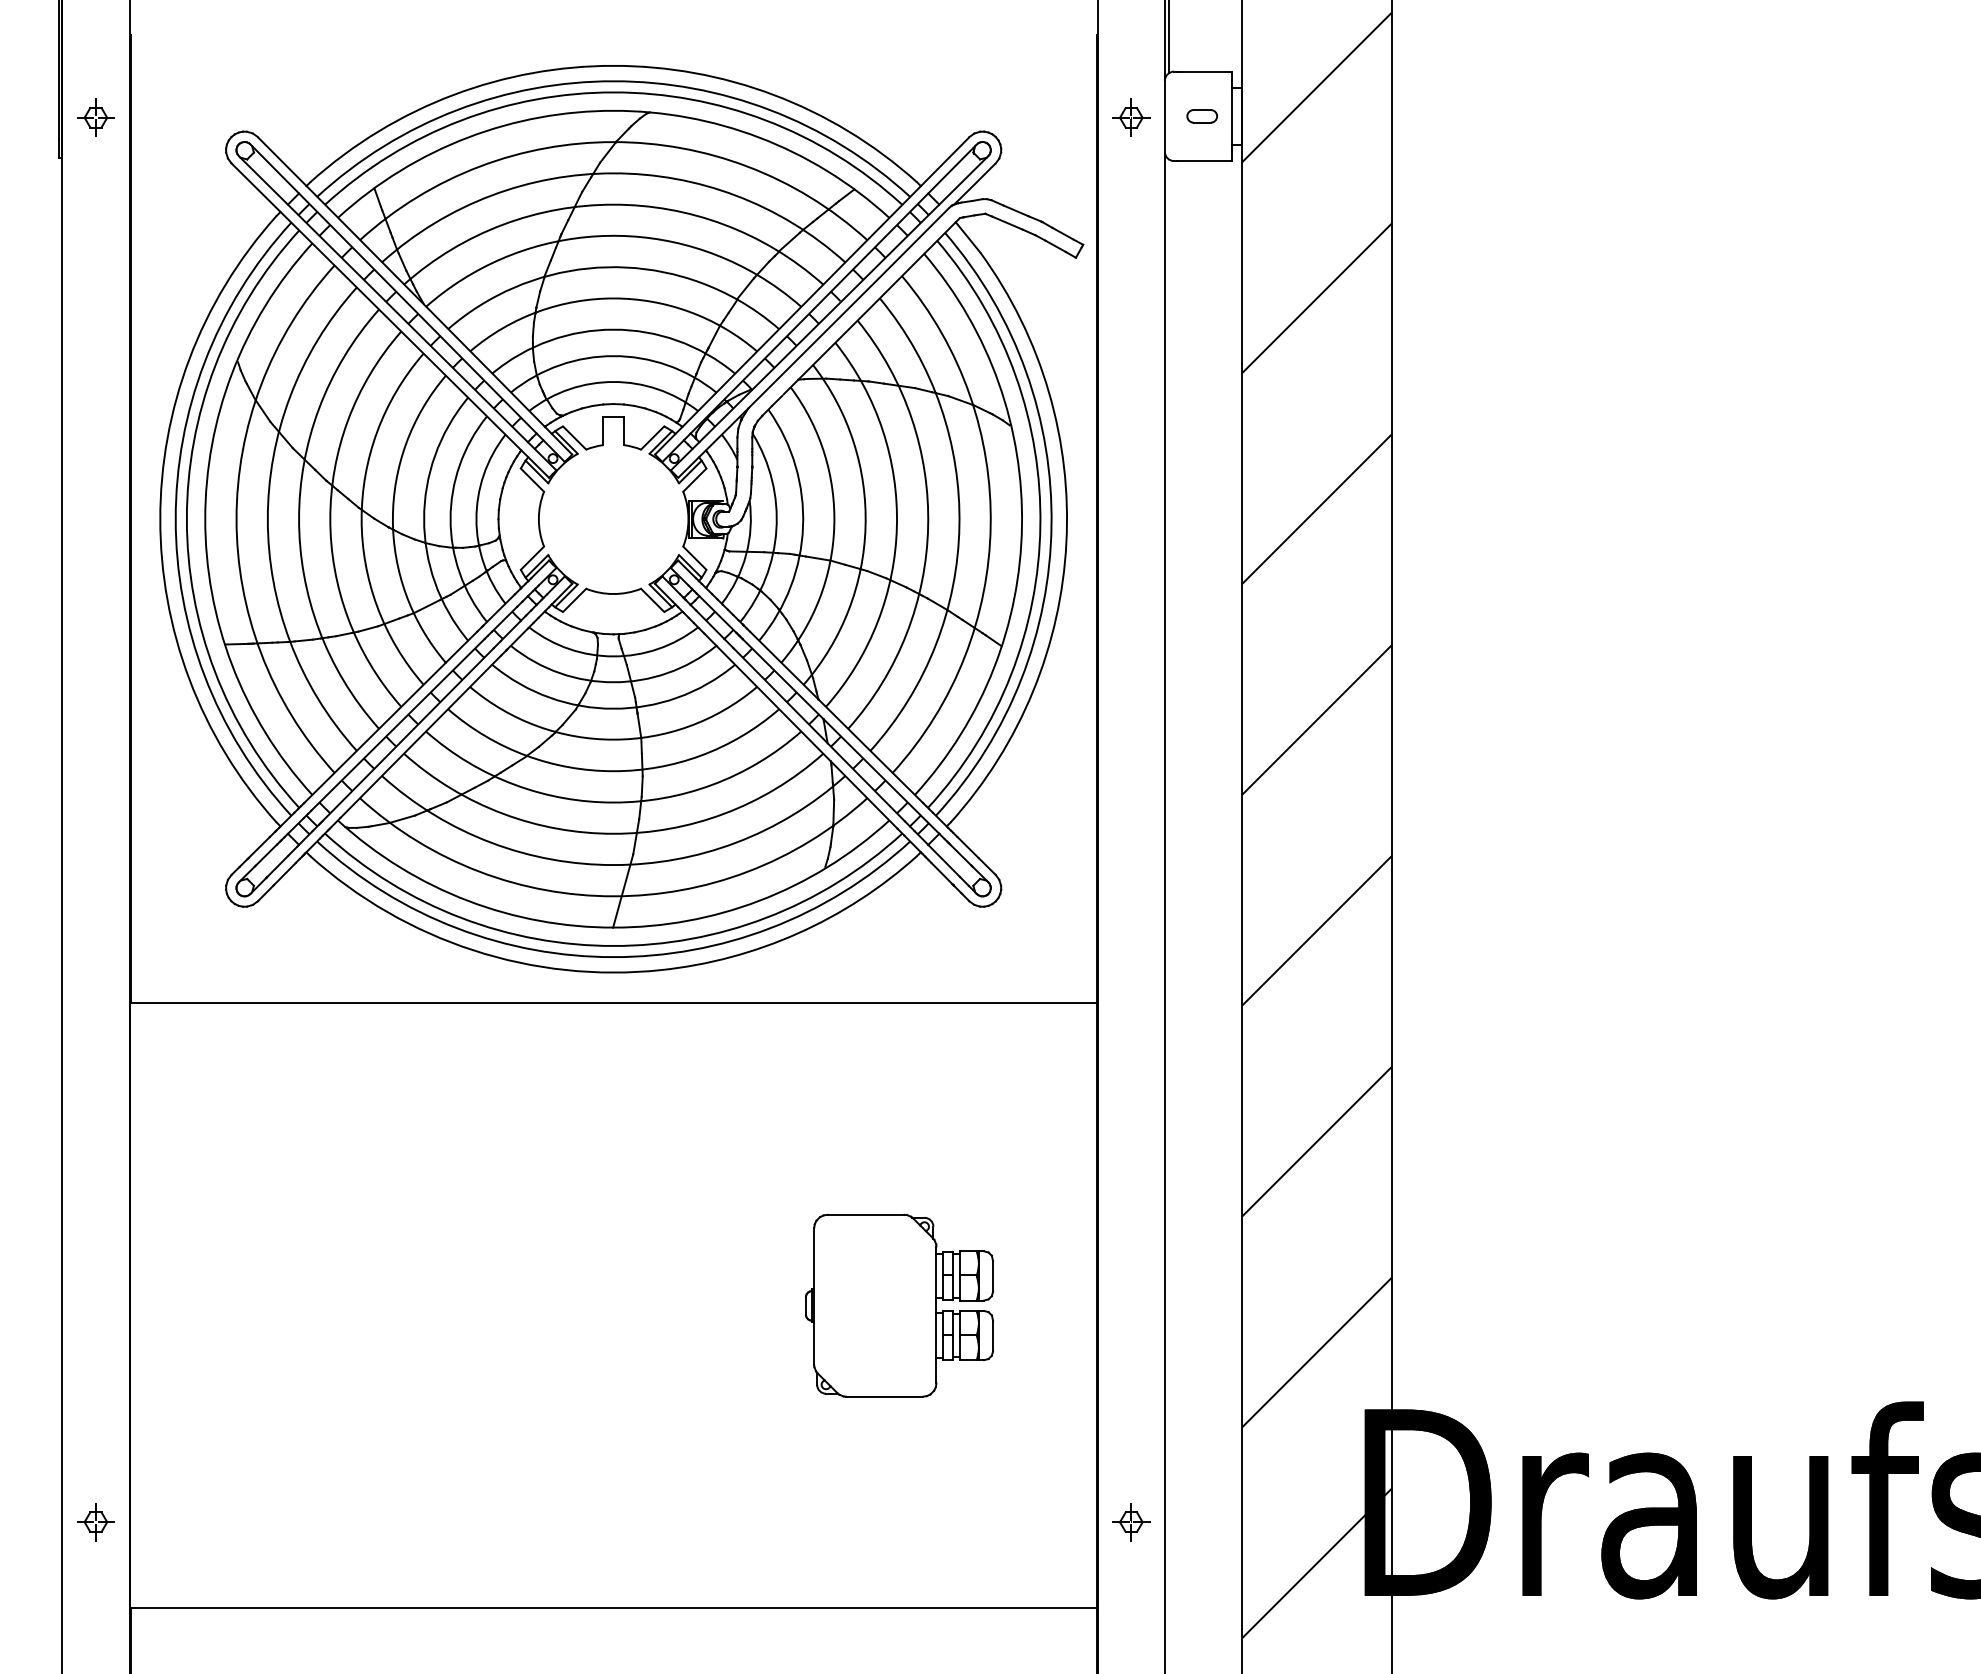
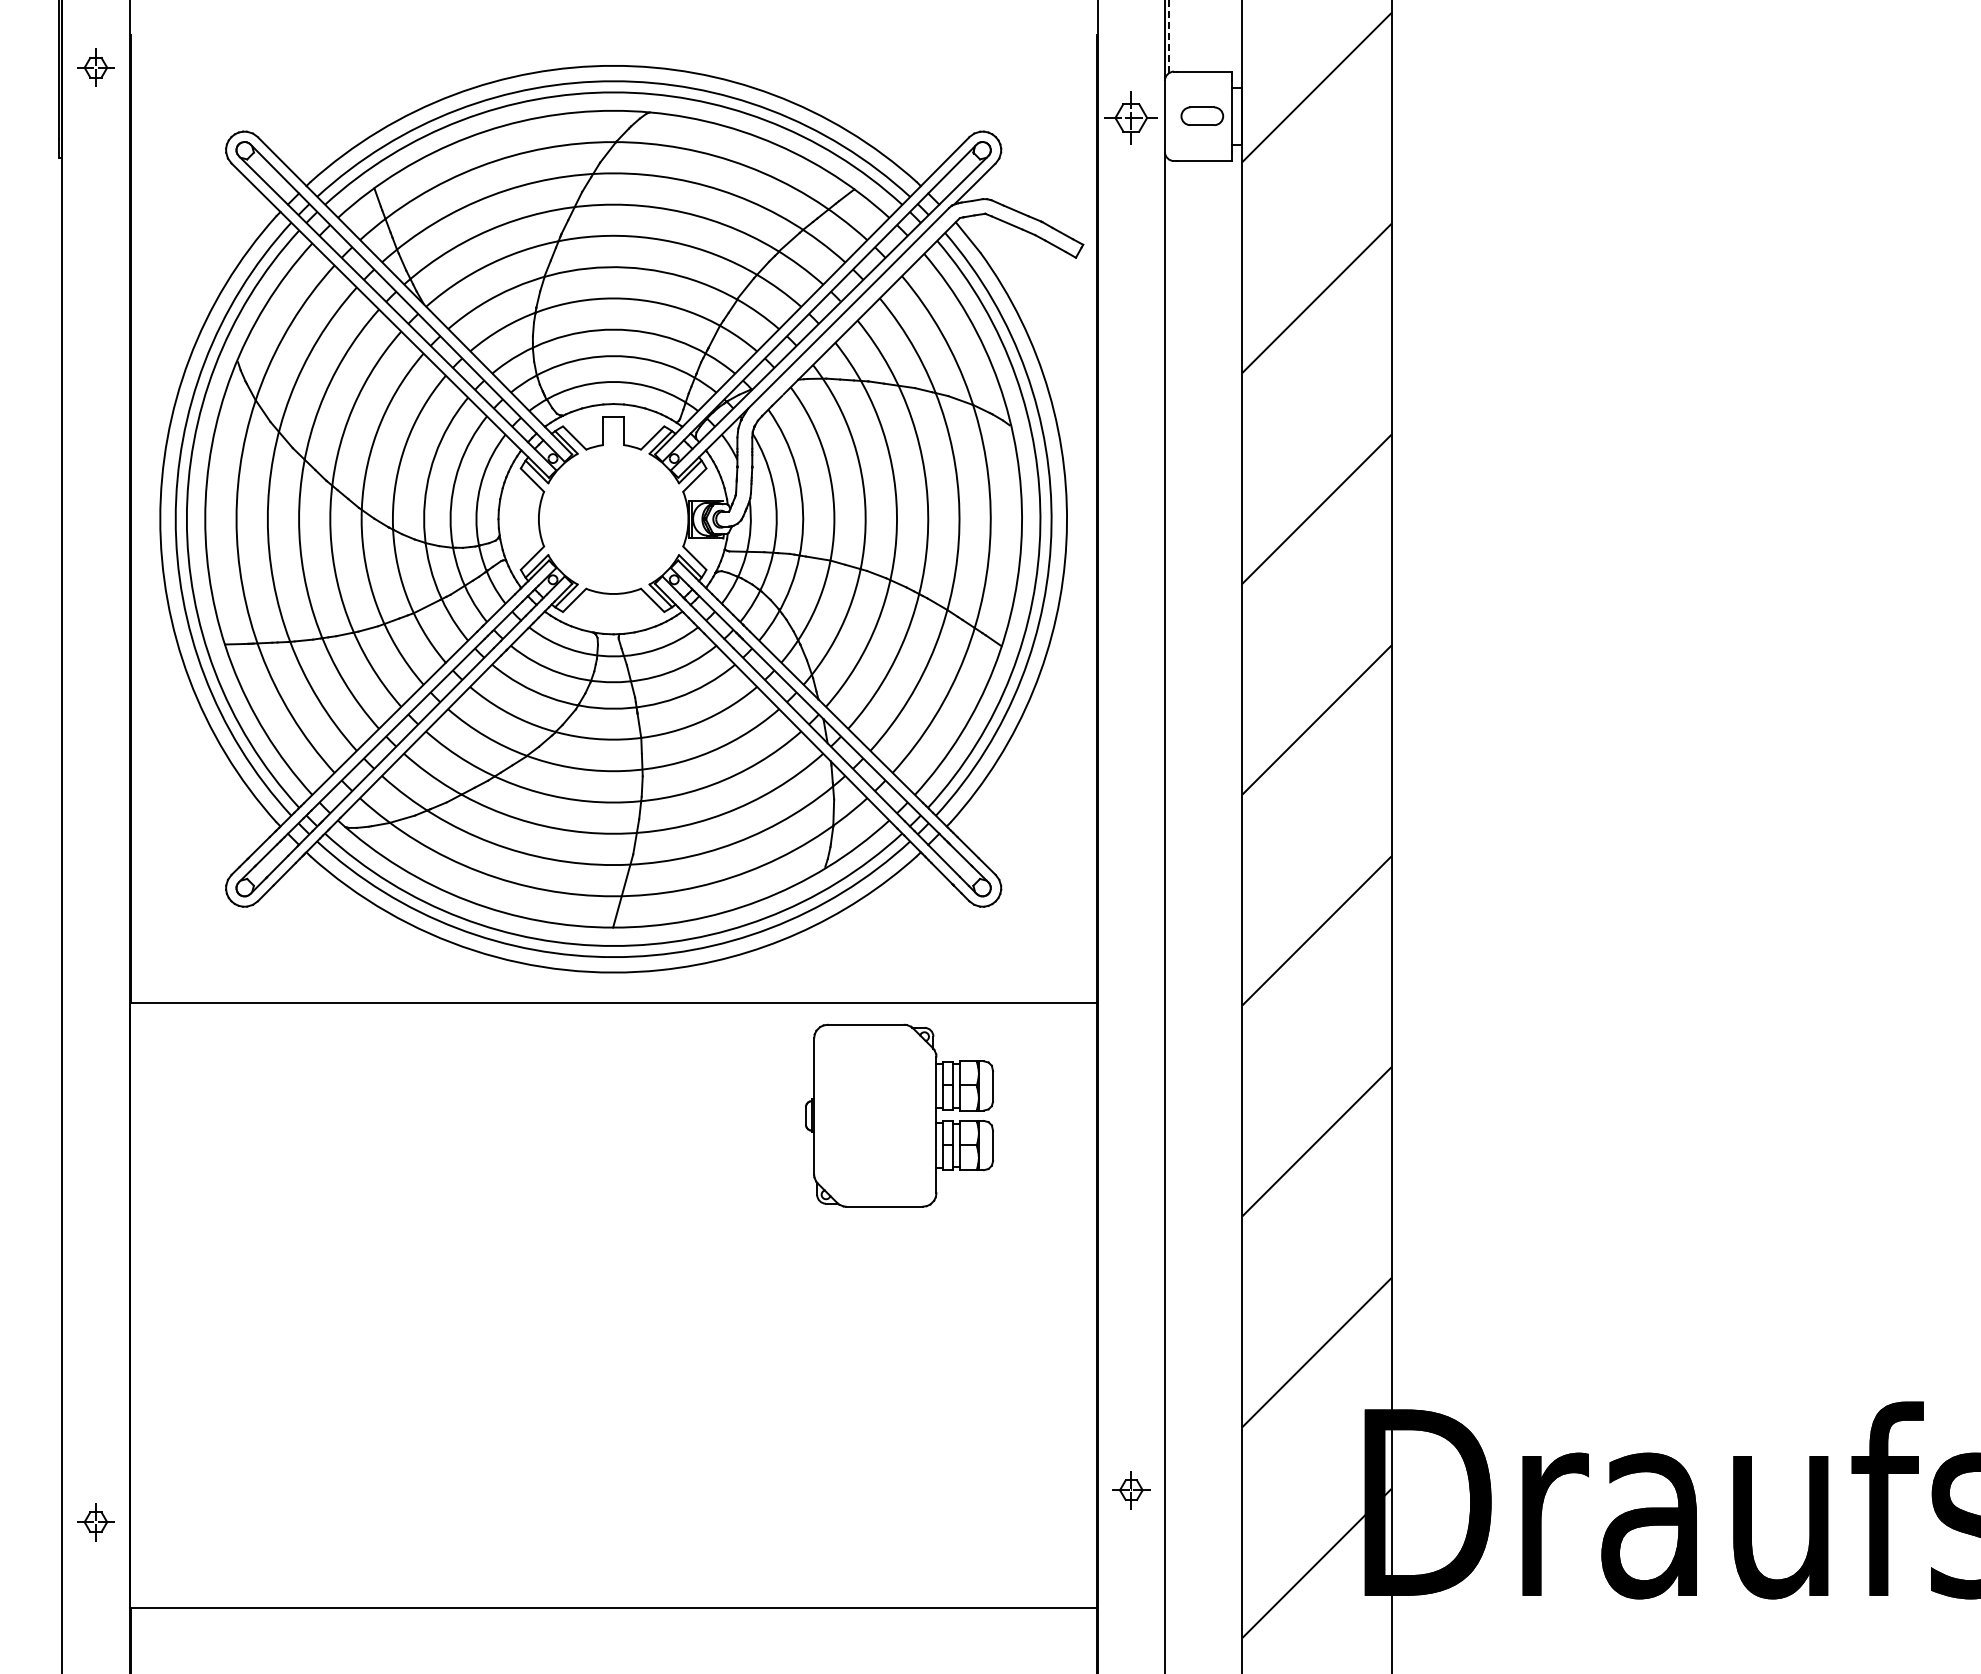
line: solid -> dashed (1169, 36)
part size: 32x15 px -> 45x20 px (1202, 115)
part position: (95, 117) -> (95, 67) (95, 67)
part size: 39x39 px -> 54x54 px (1130, 117)
part position: (899, 1305) -> (899, 1115) (899, 1115)
part position: (1131, 1522) -> (1131, 1490) (1131, 1490)
